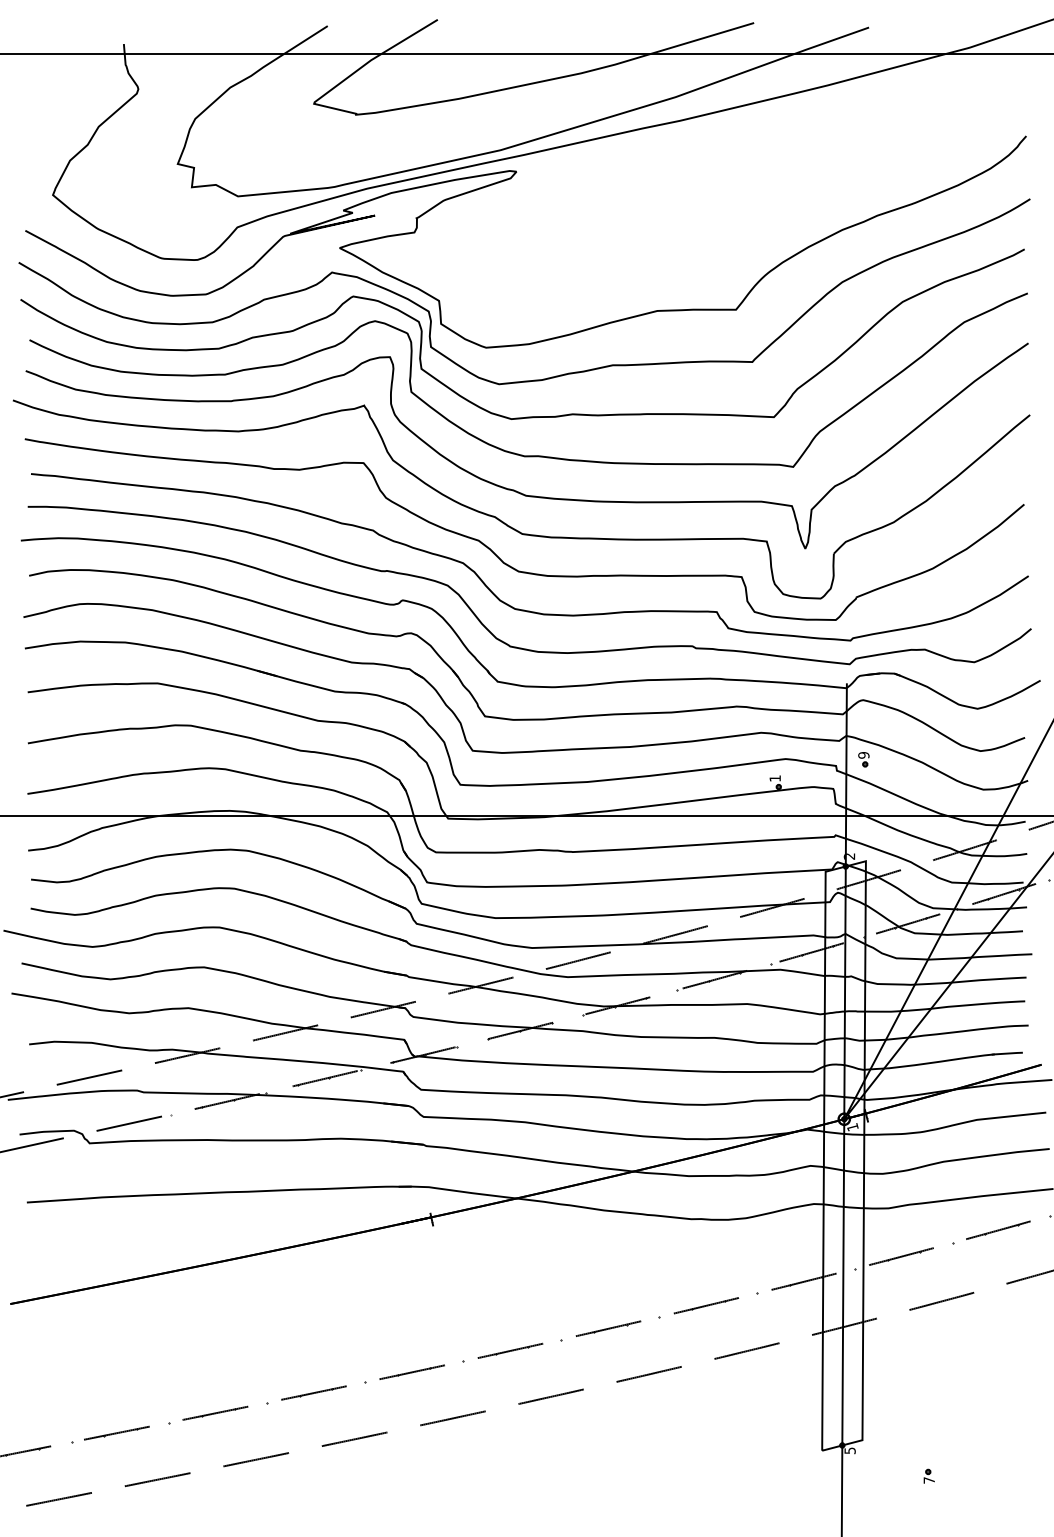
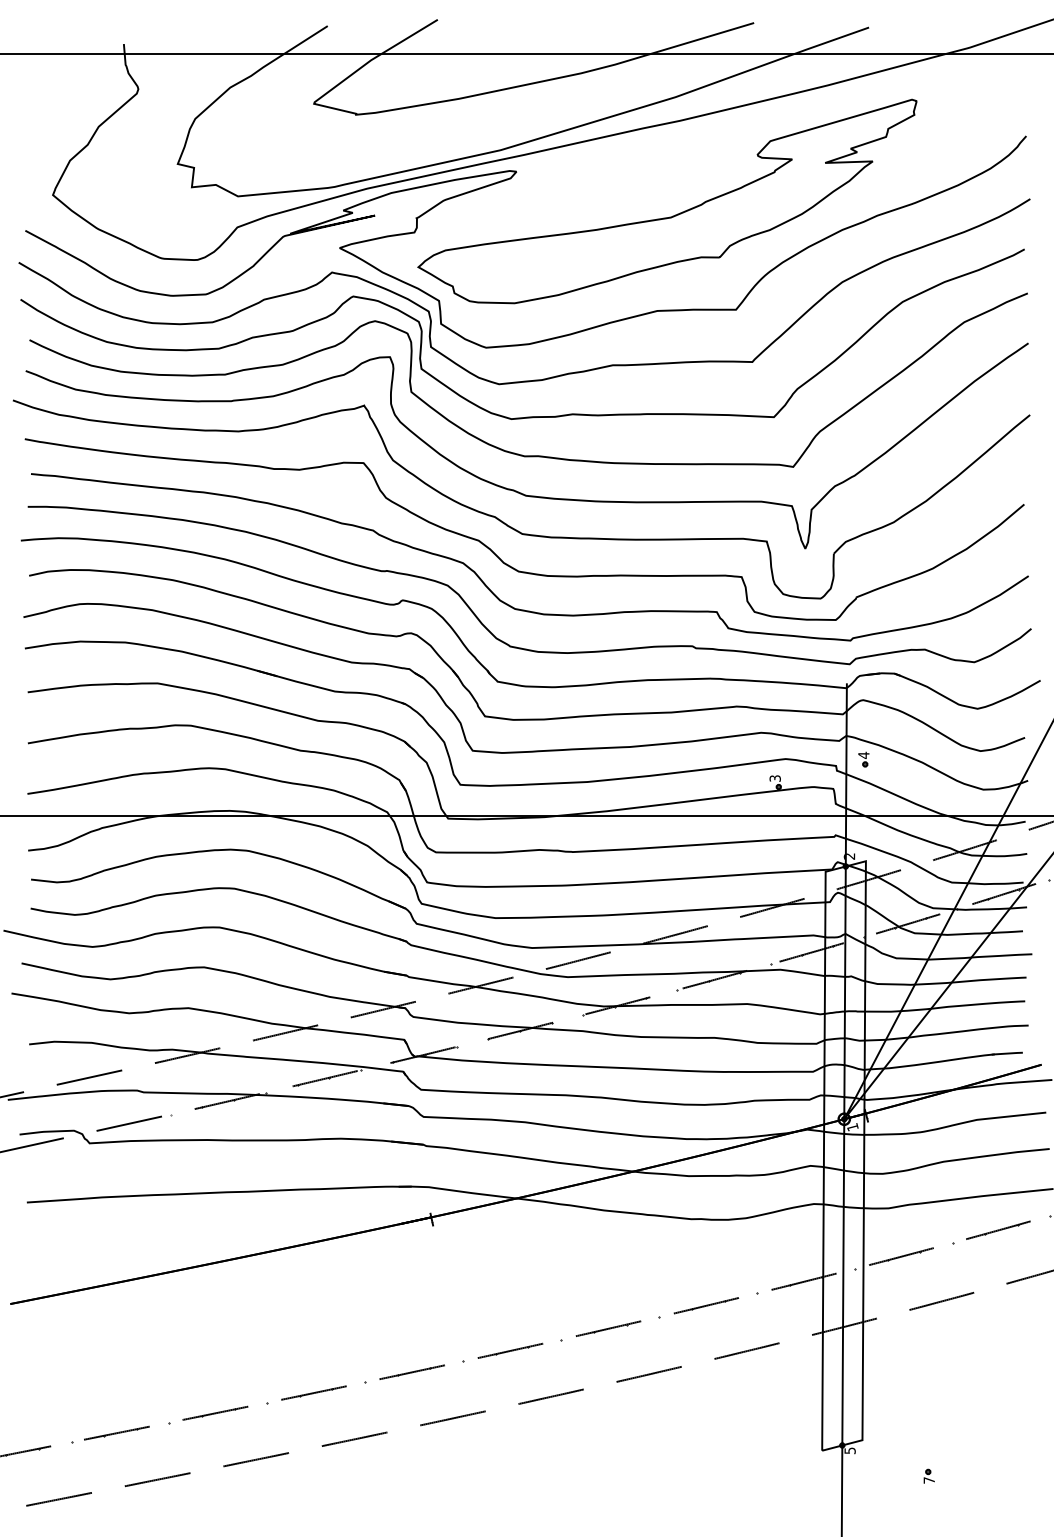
curve: none -> present (672, 215)
text: 9 -> 4 (863, 754)
text: 1 -> 3 (774, 778)
